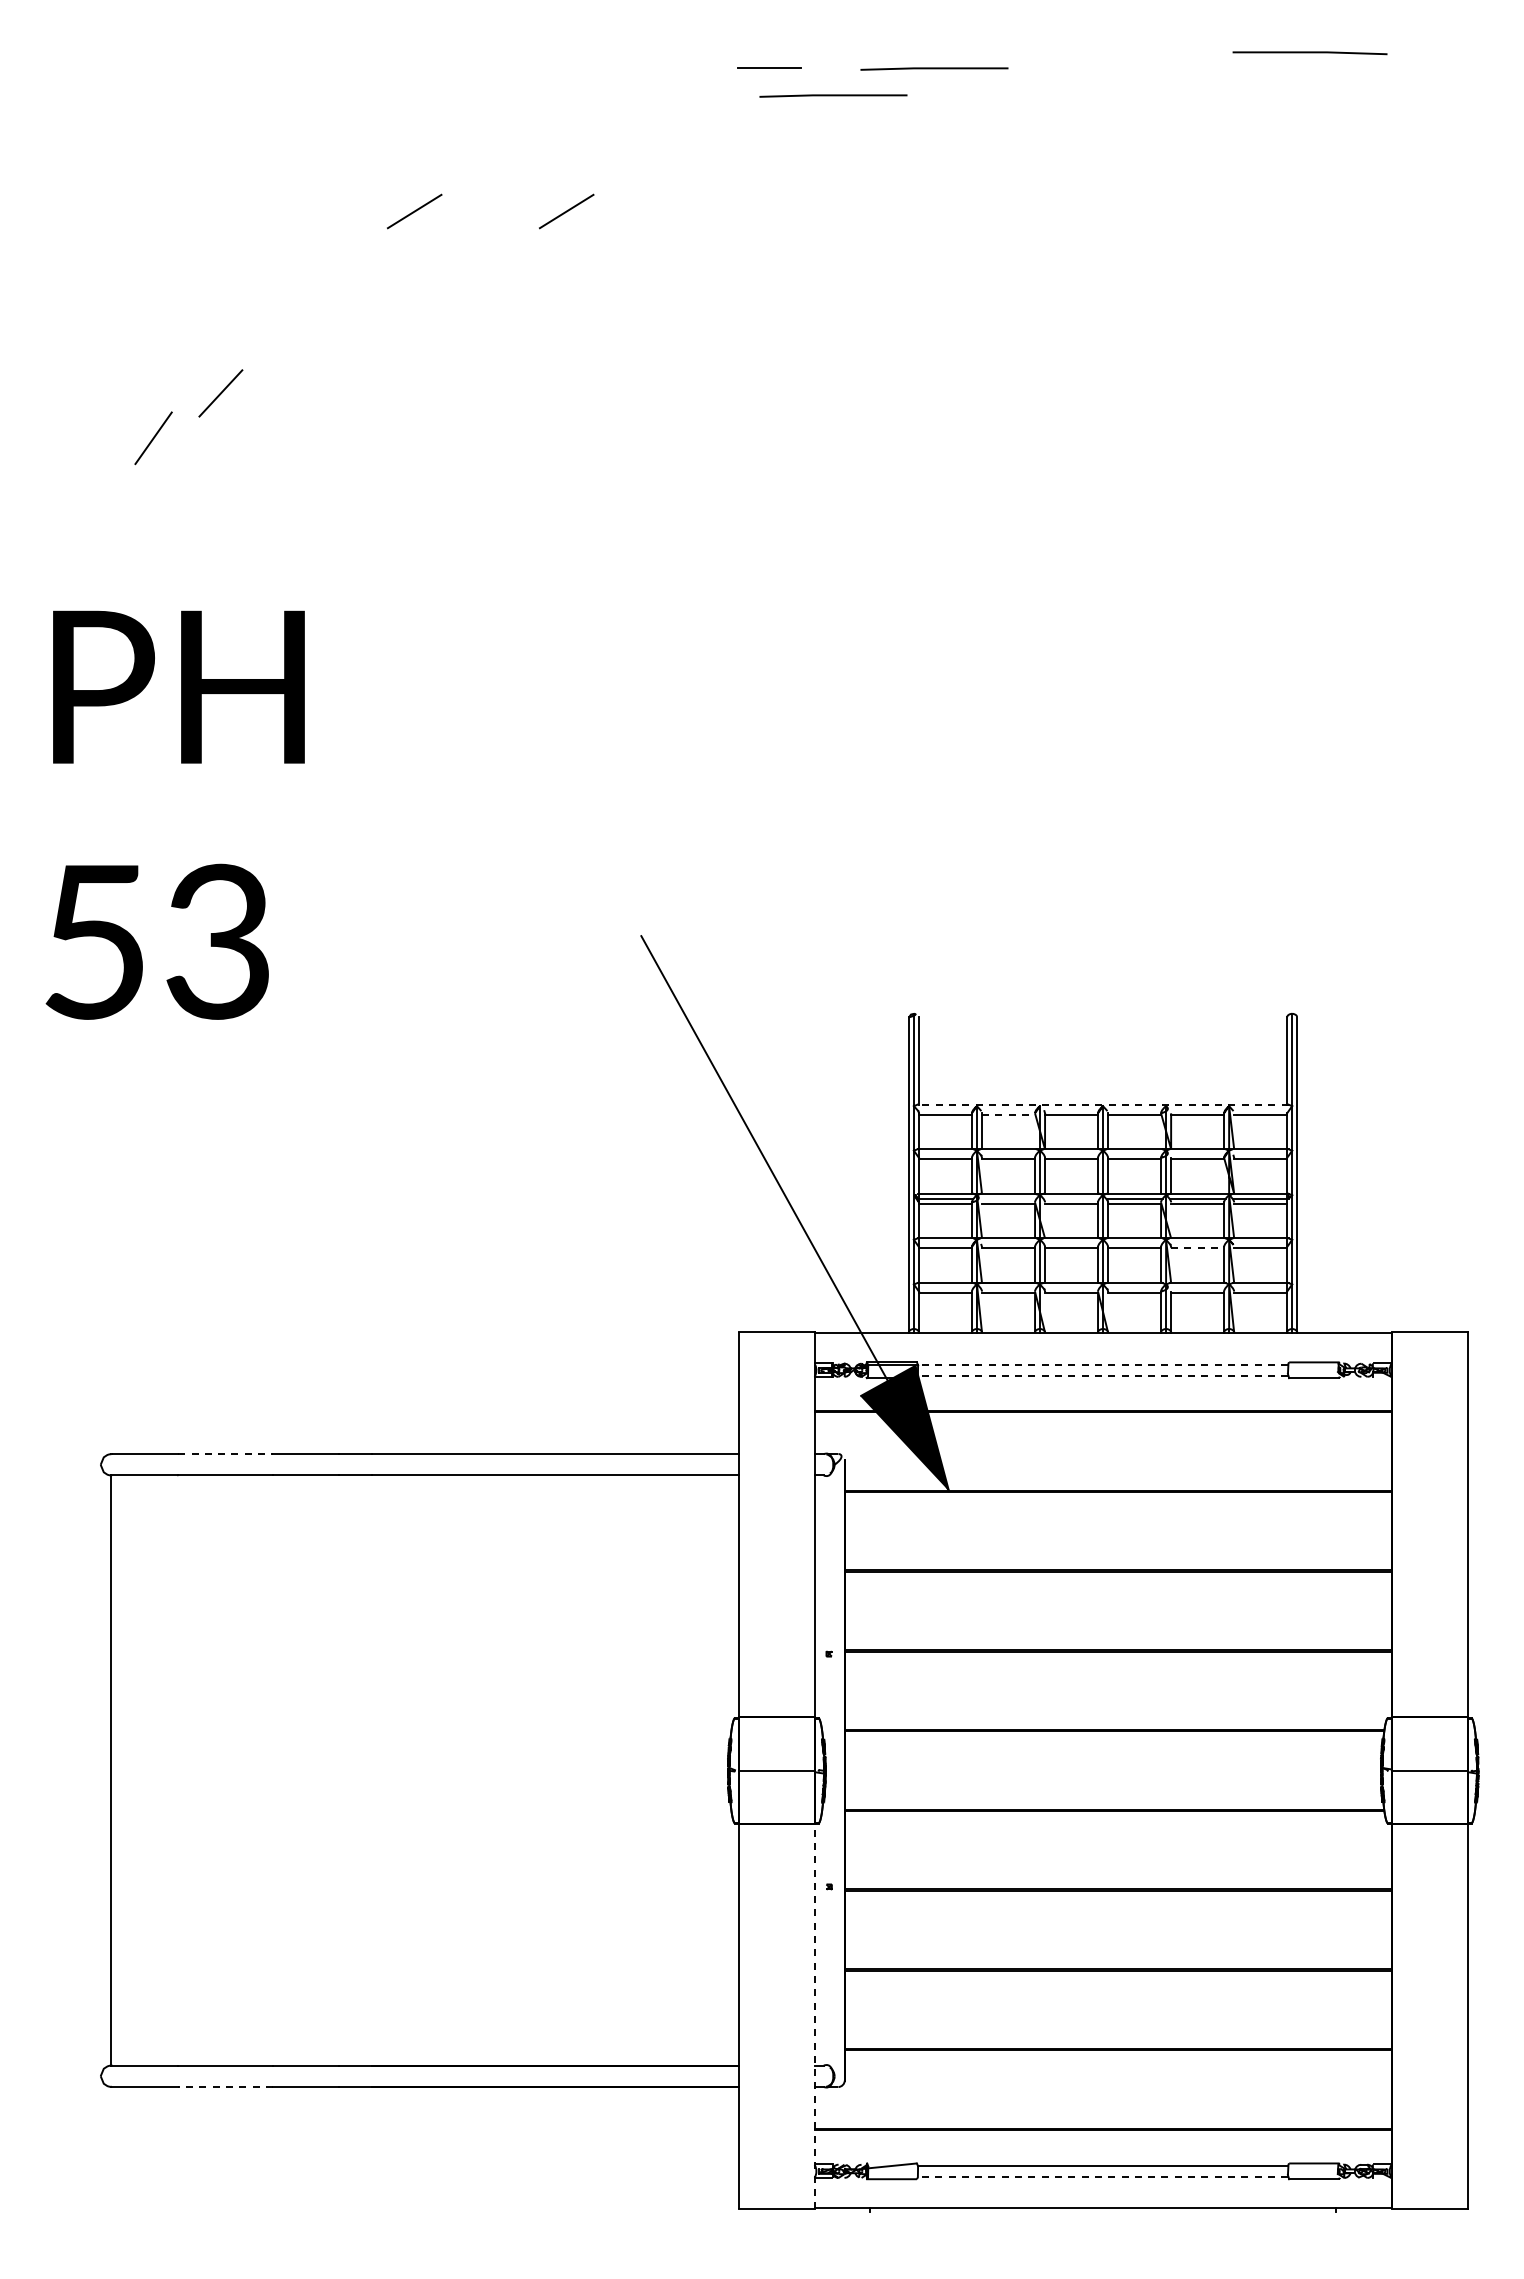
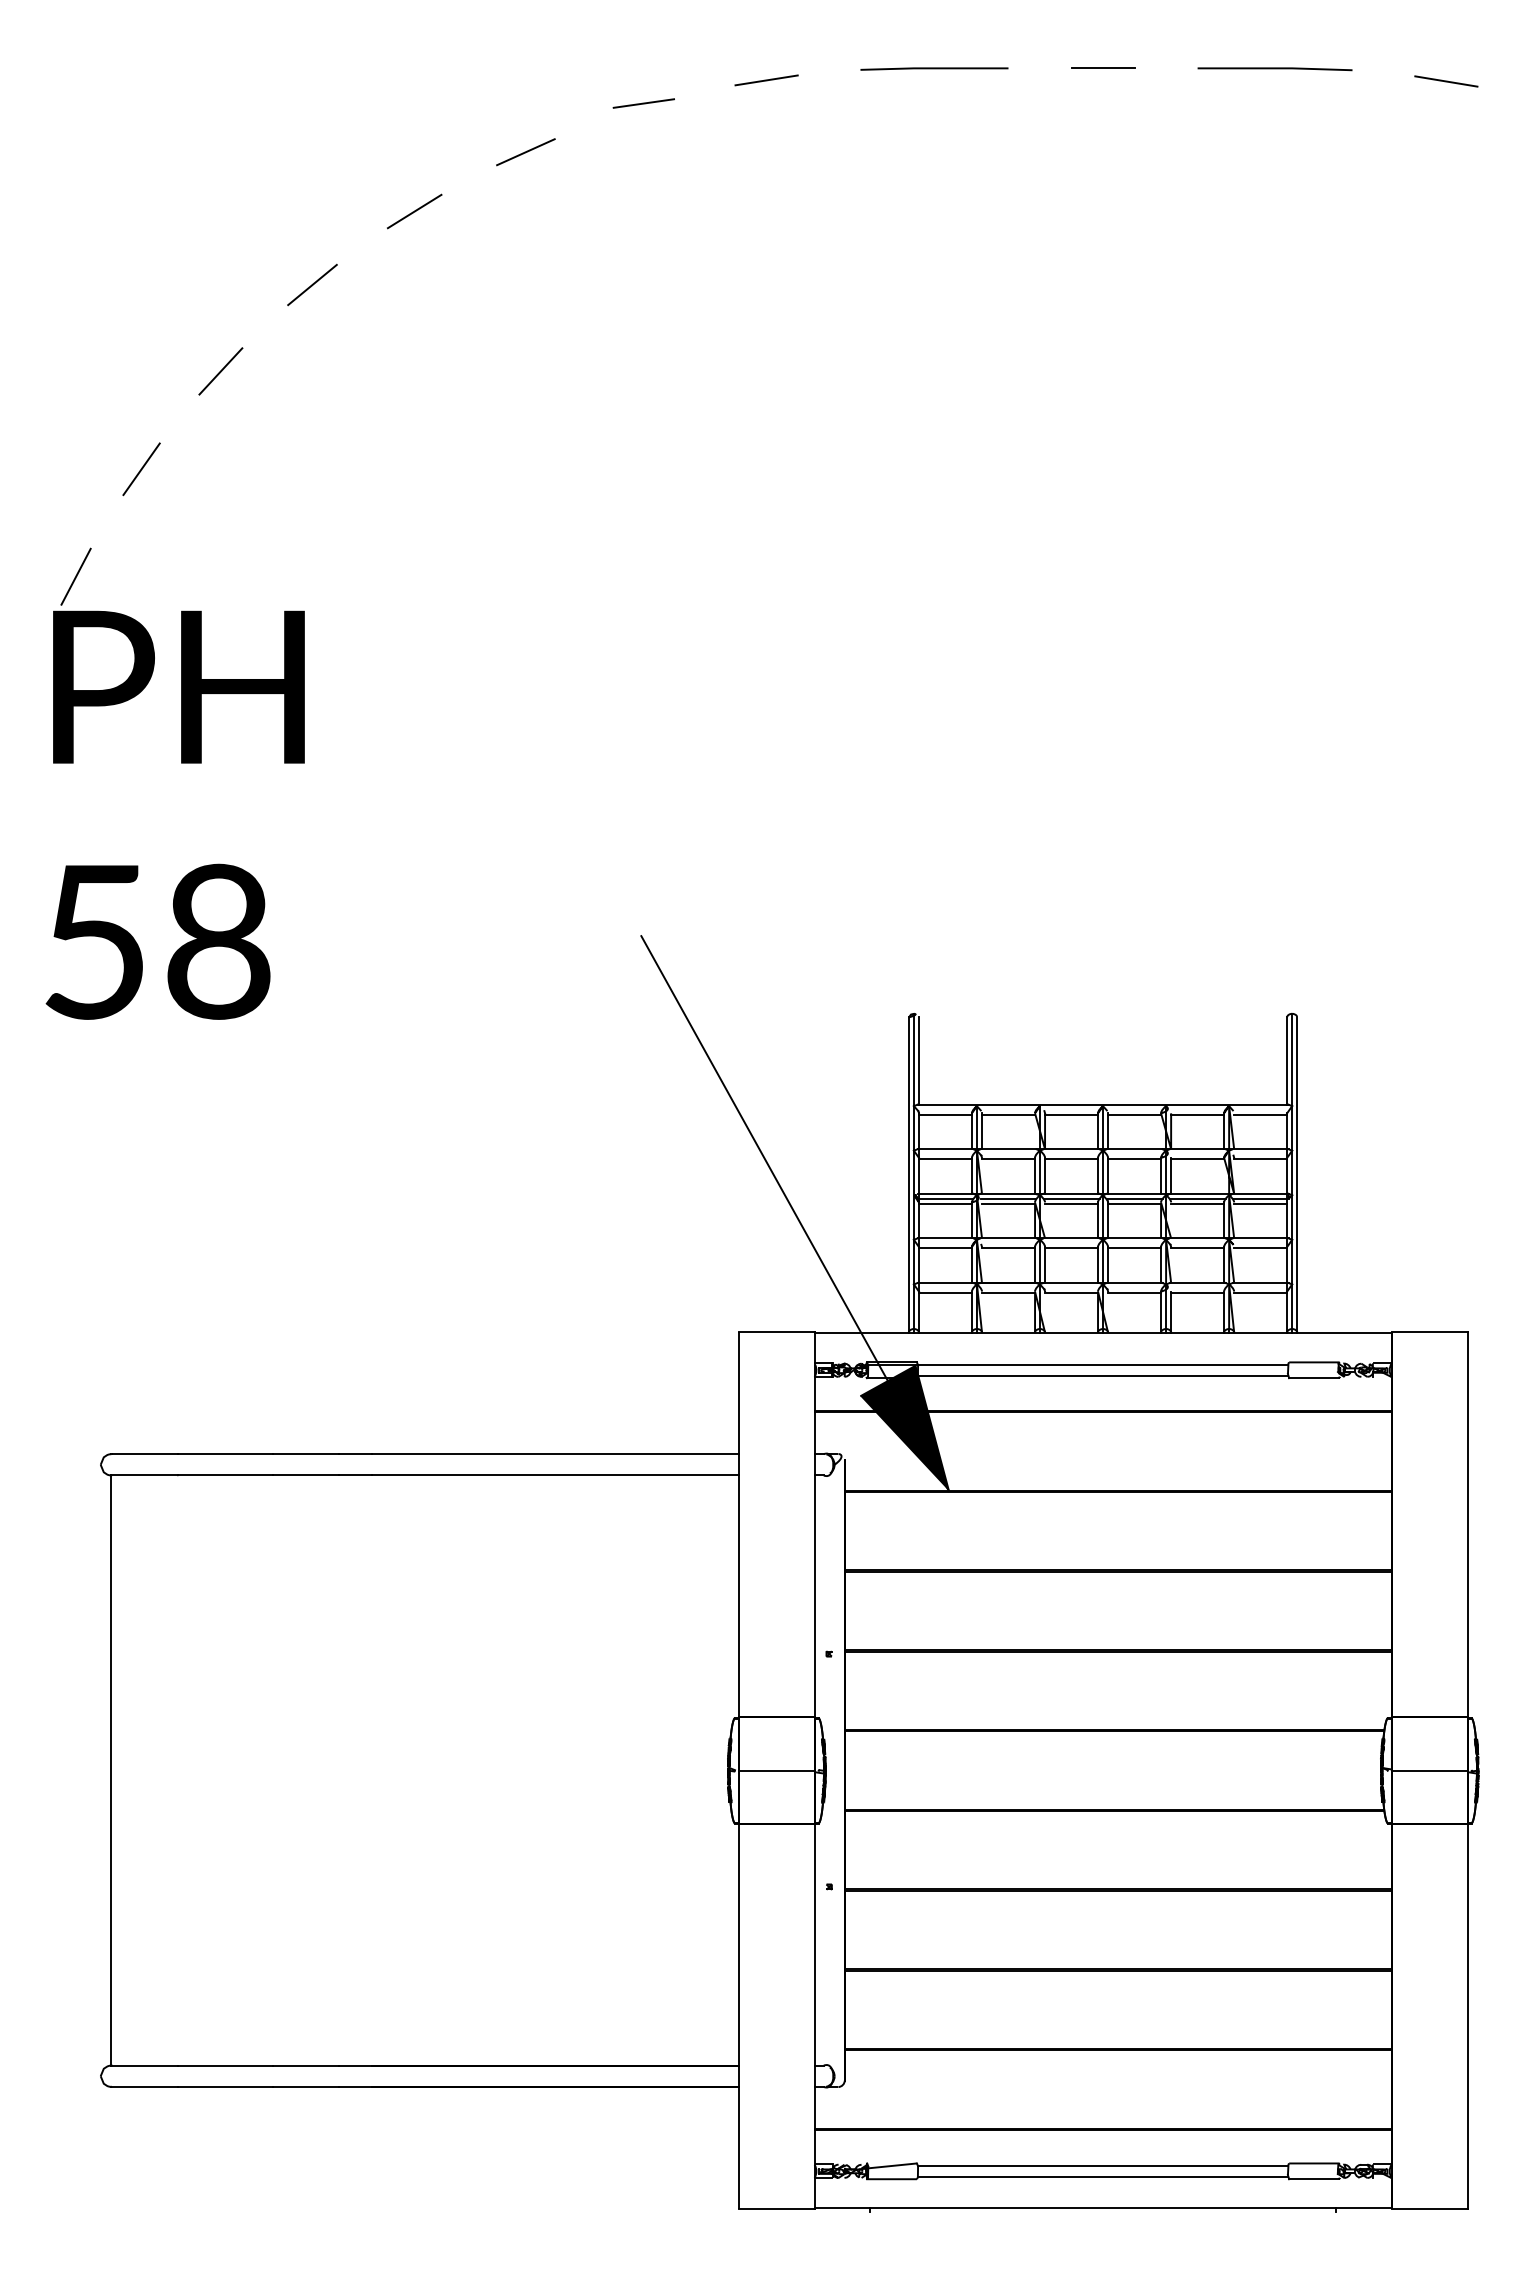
line position: (1309, 53) -> (1274, 69) (1274, 69)
line position: (769, 67) -> (1103, 67) (1103, 67)
line: none -> present (766, 80)
line: none -> present (1446, 81)
line: present -> none (833, 95)
line: none -> present (643, 103)
line: none -> present (525, 152)
line: present -> none (566, 211)
line: none -> present (312, 284)
line position: (220, 393) -> (220, 371) (220, 371)
line position: (153, 438) -> (141, 469) (141, 469)
line: none -> present (75, 576)
text: 53 -> 58 (218, 941)
line: dashed -> solid (1103, 1104)
line: dashed -> solid (1008, 1114)
line: none -> present (1008, 1198)
line: none -> present (1071, 1198)
line: dashed -> solid (1198, 1248)
line: dashed -> solid (1102, 1364)
line: dashed -> solid (1102, 1375)
line: dashed -> solid (226, 1454)
line: dashed -> solid (814, 2016)
line: dashed -> solid (225, 2086)
line: dashed -> solid (1102, 2177)
